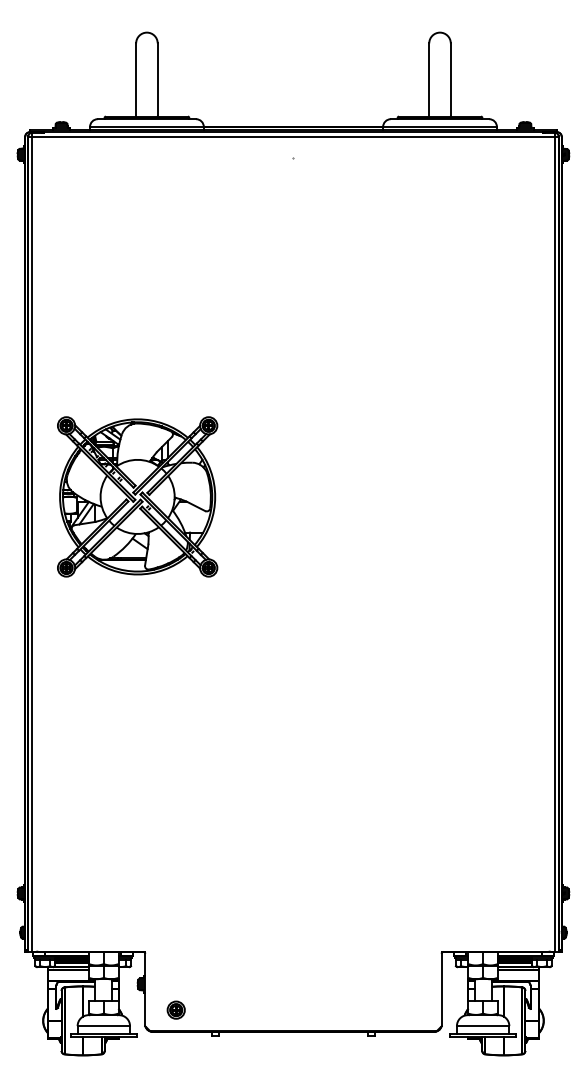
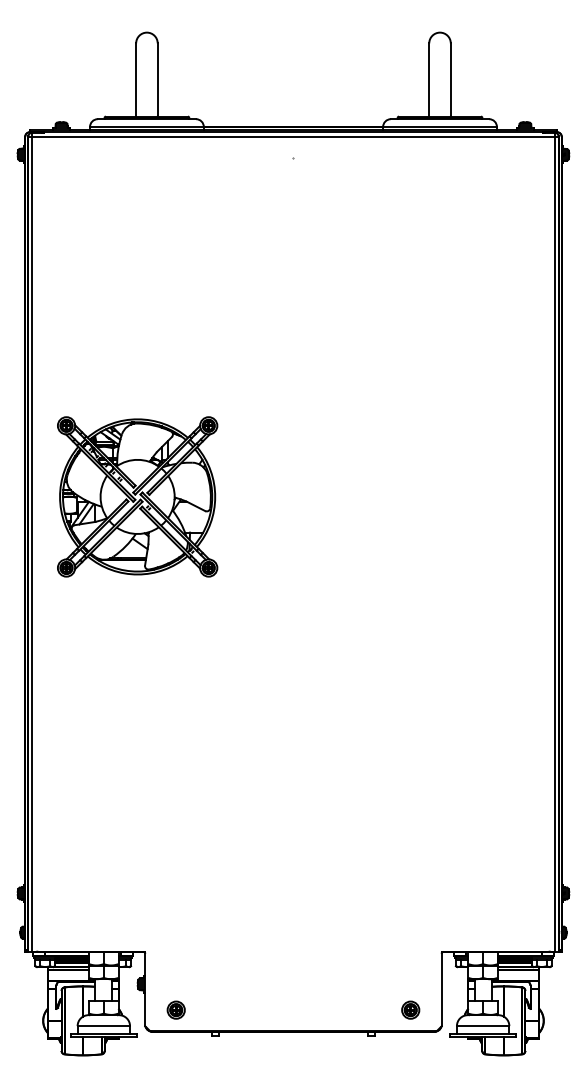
part: none -> present (410, 1009)
